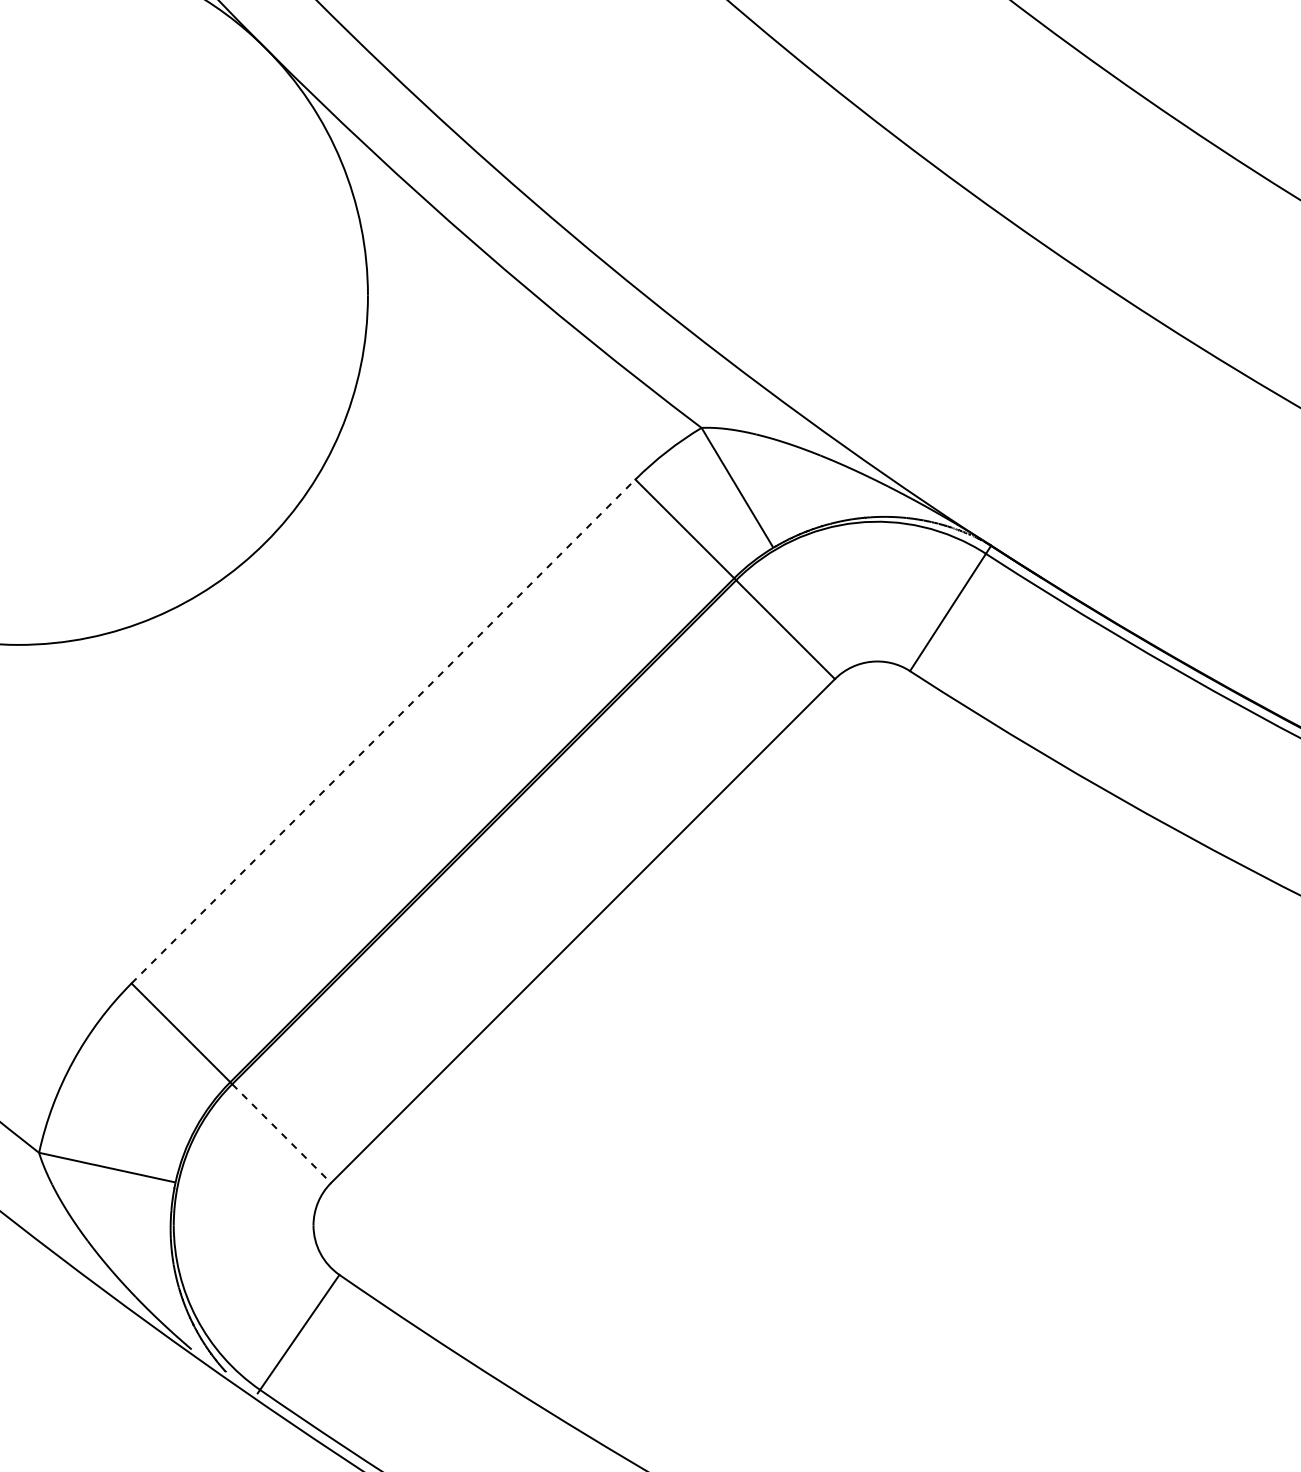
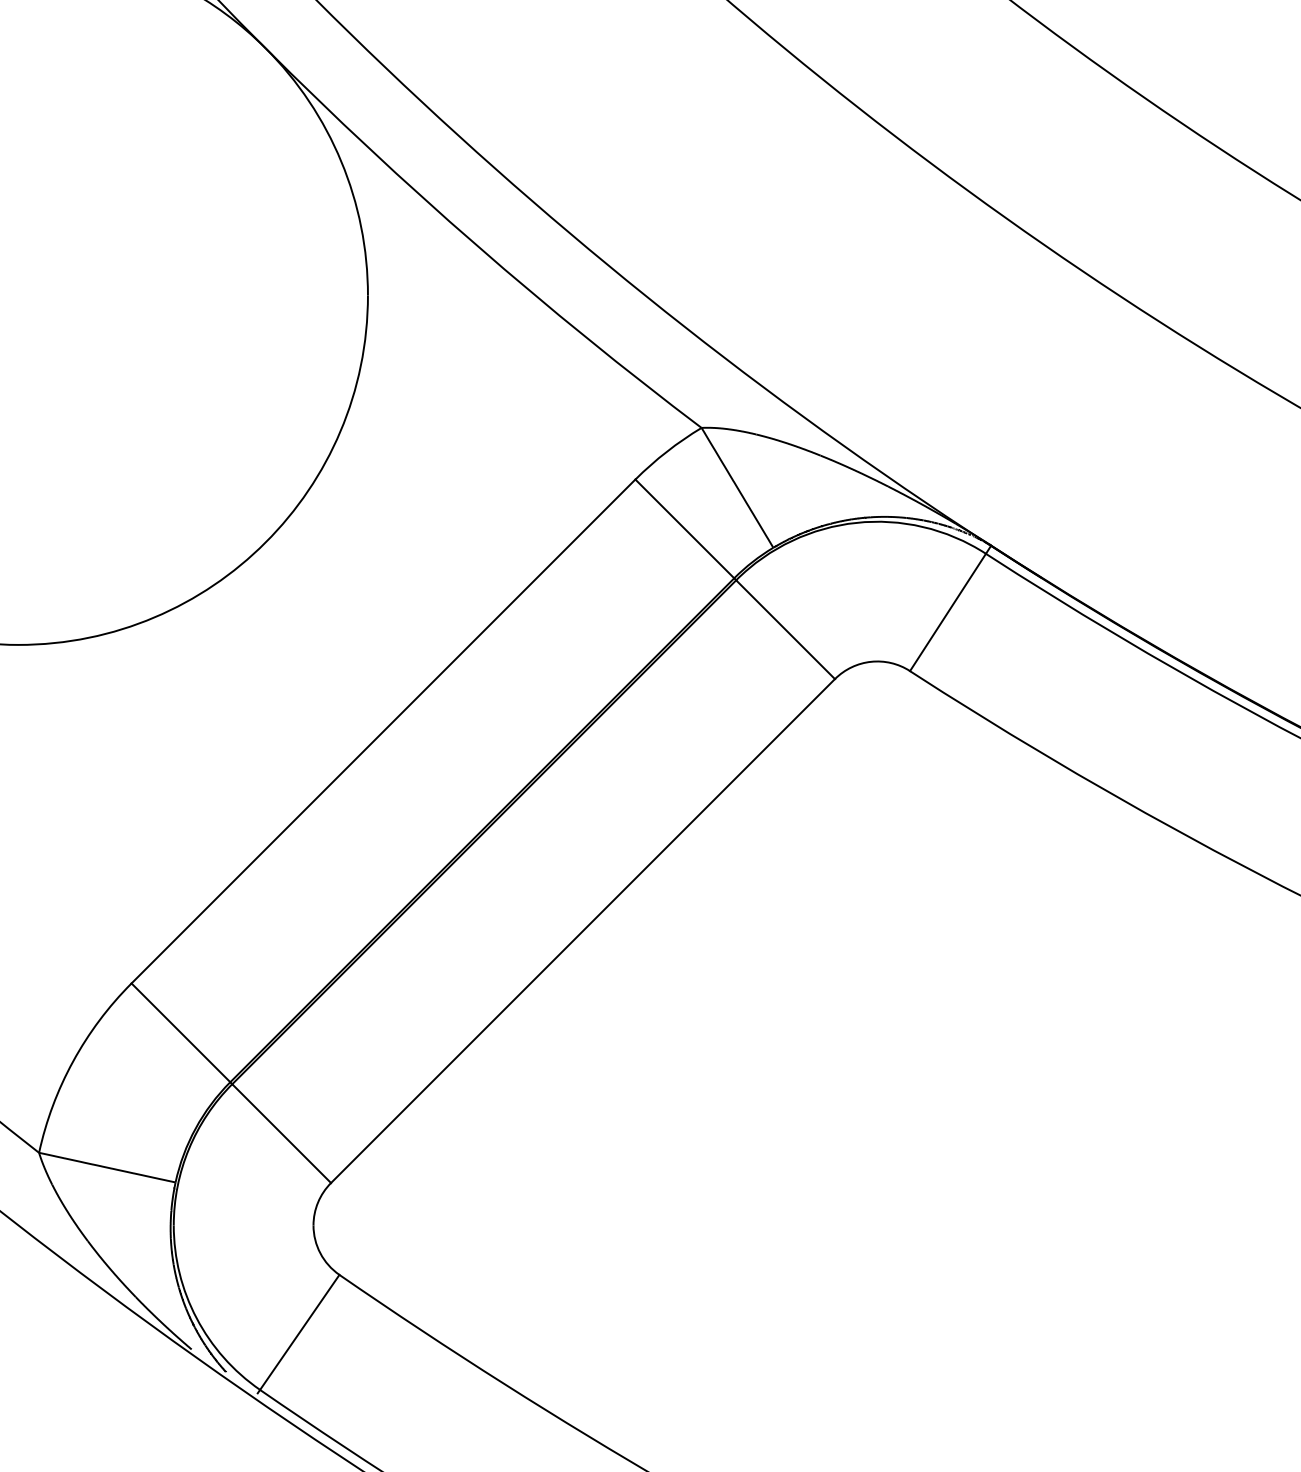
line: dashed -> solid (383, 731)
line: dashed -> solid (281, 1133)
